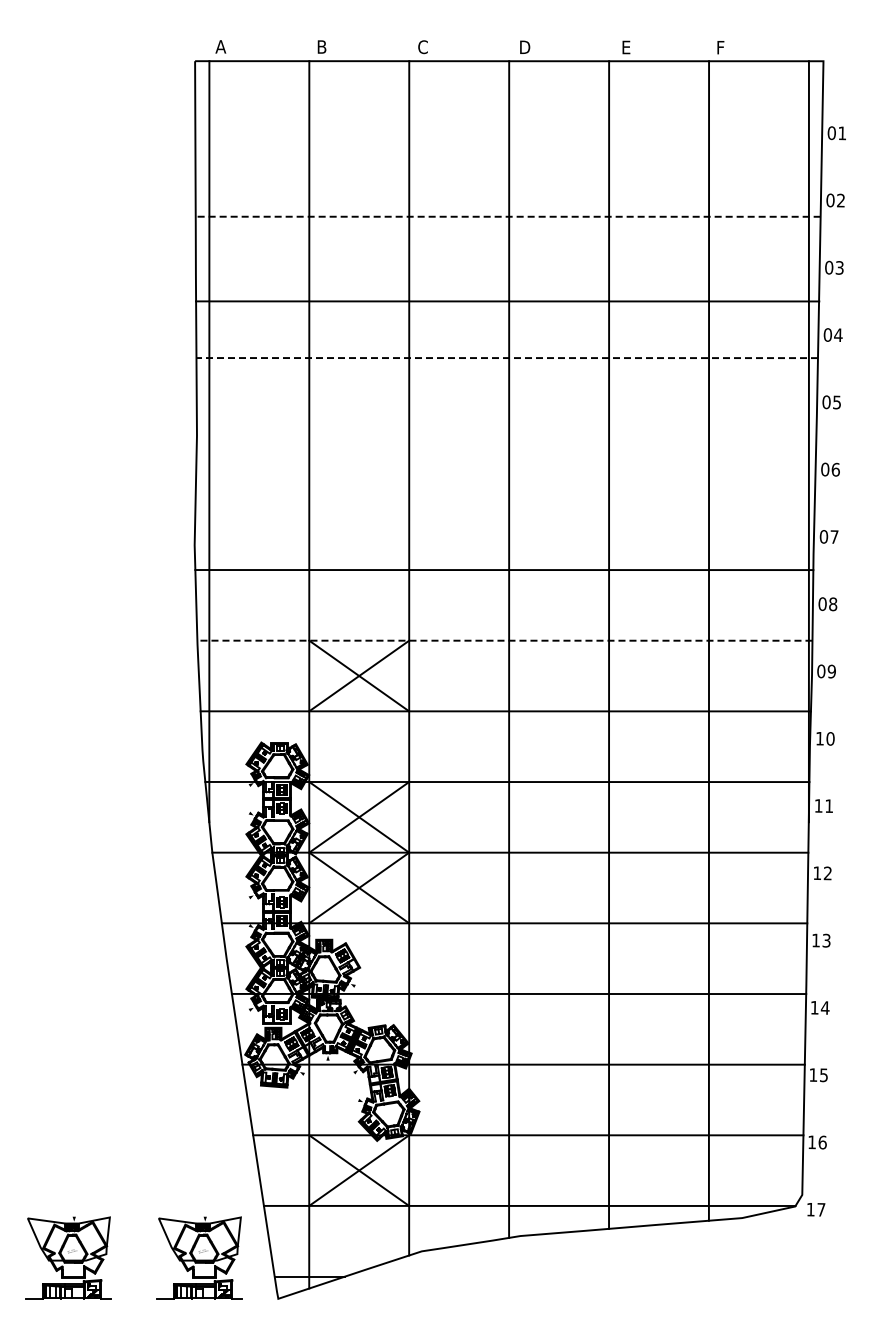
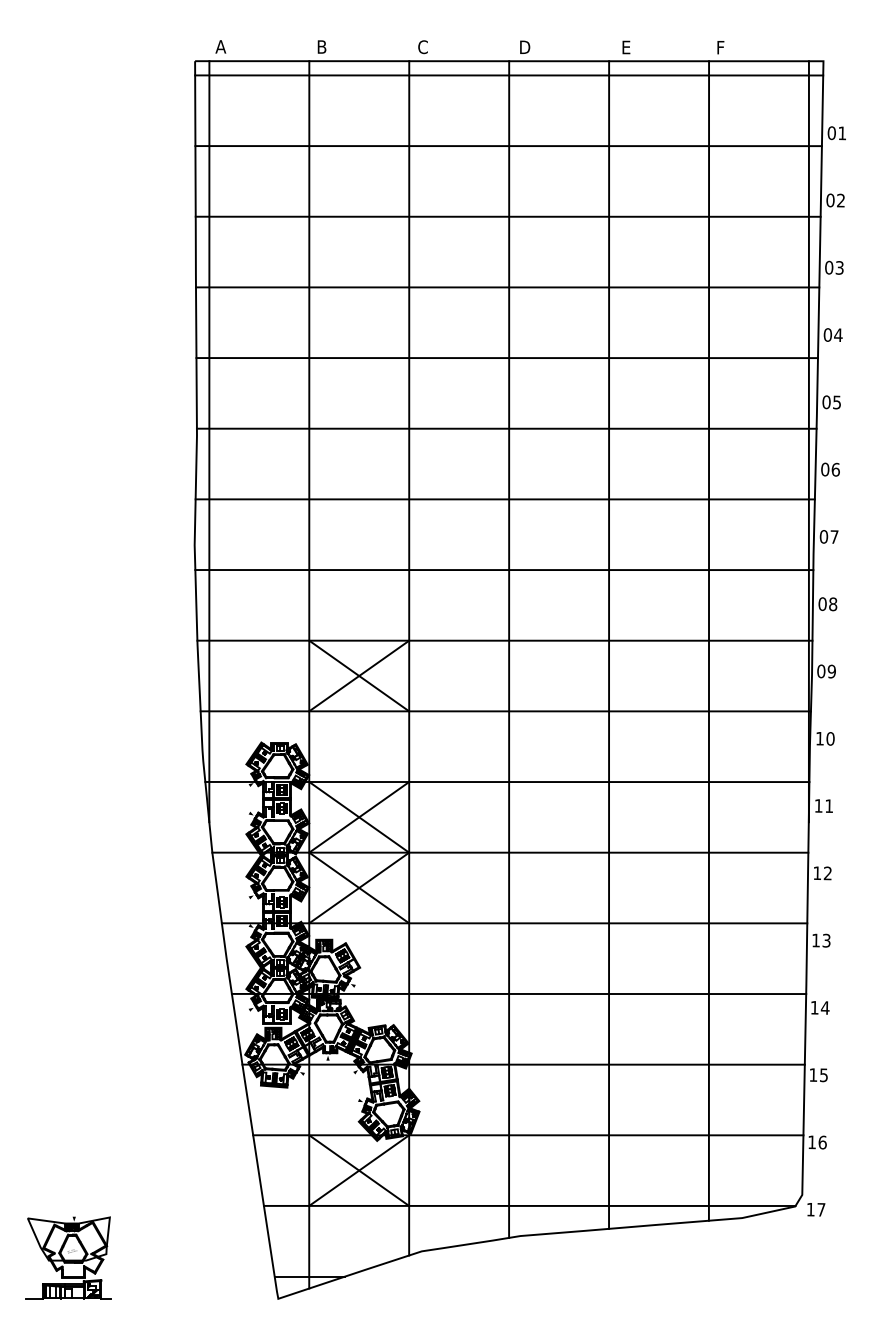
line: none -> present (509, 75)
line: none -> present (508, 146)
line: dashed -> solid (507, 216)
line position: (507, 301) -> (507, 287) (507, 287)
line: dashed -> solid (507, 358)
line: none -> present (506, 428)
line: none -> present (504, 499)
line: dashed -> solid (504, 640)
part: present -> none (199, 1257)
